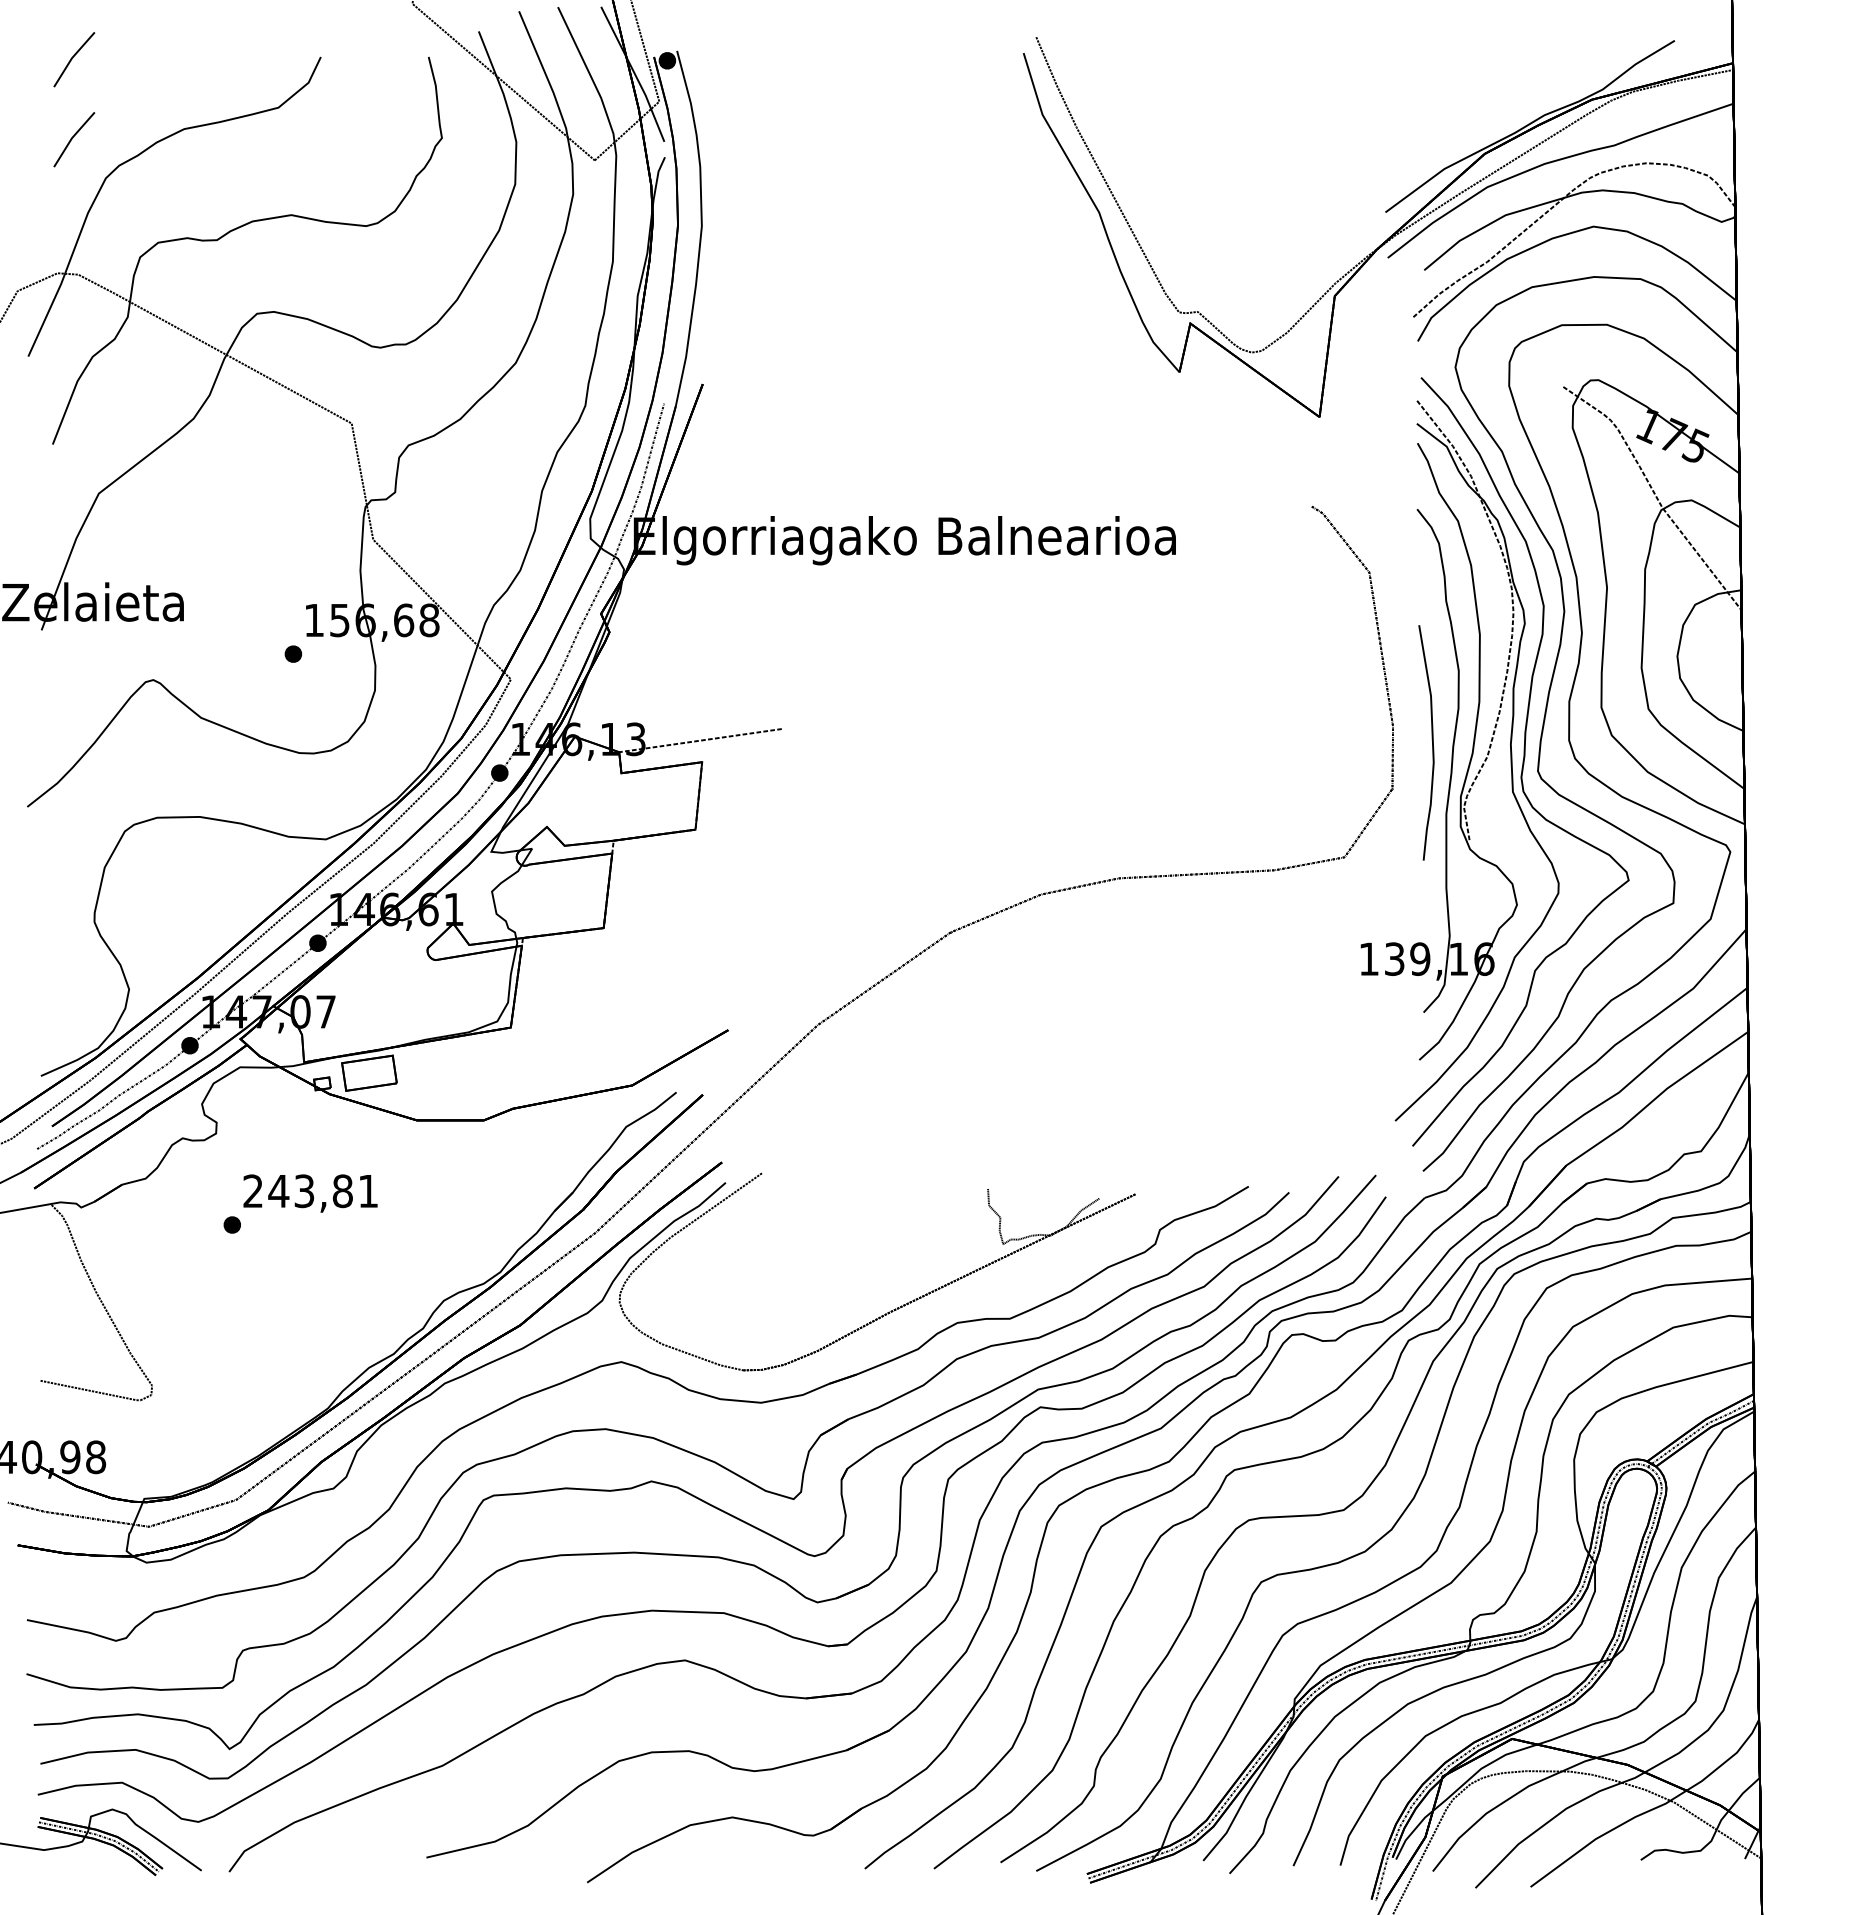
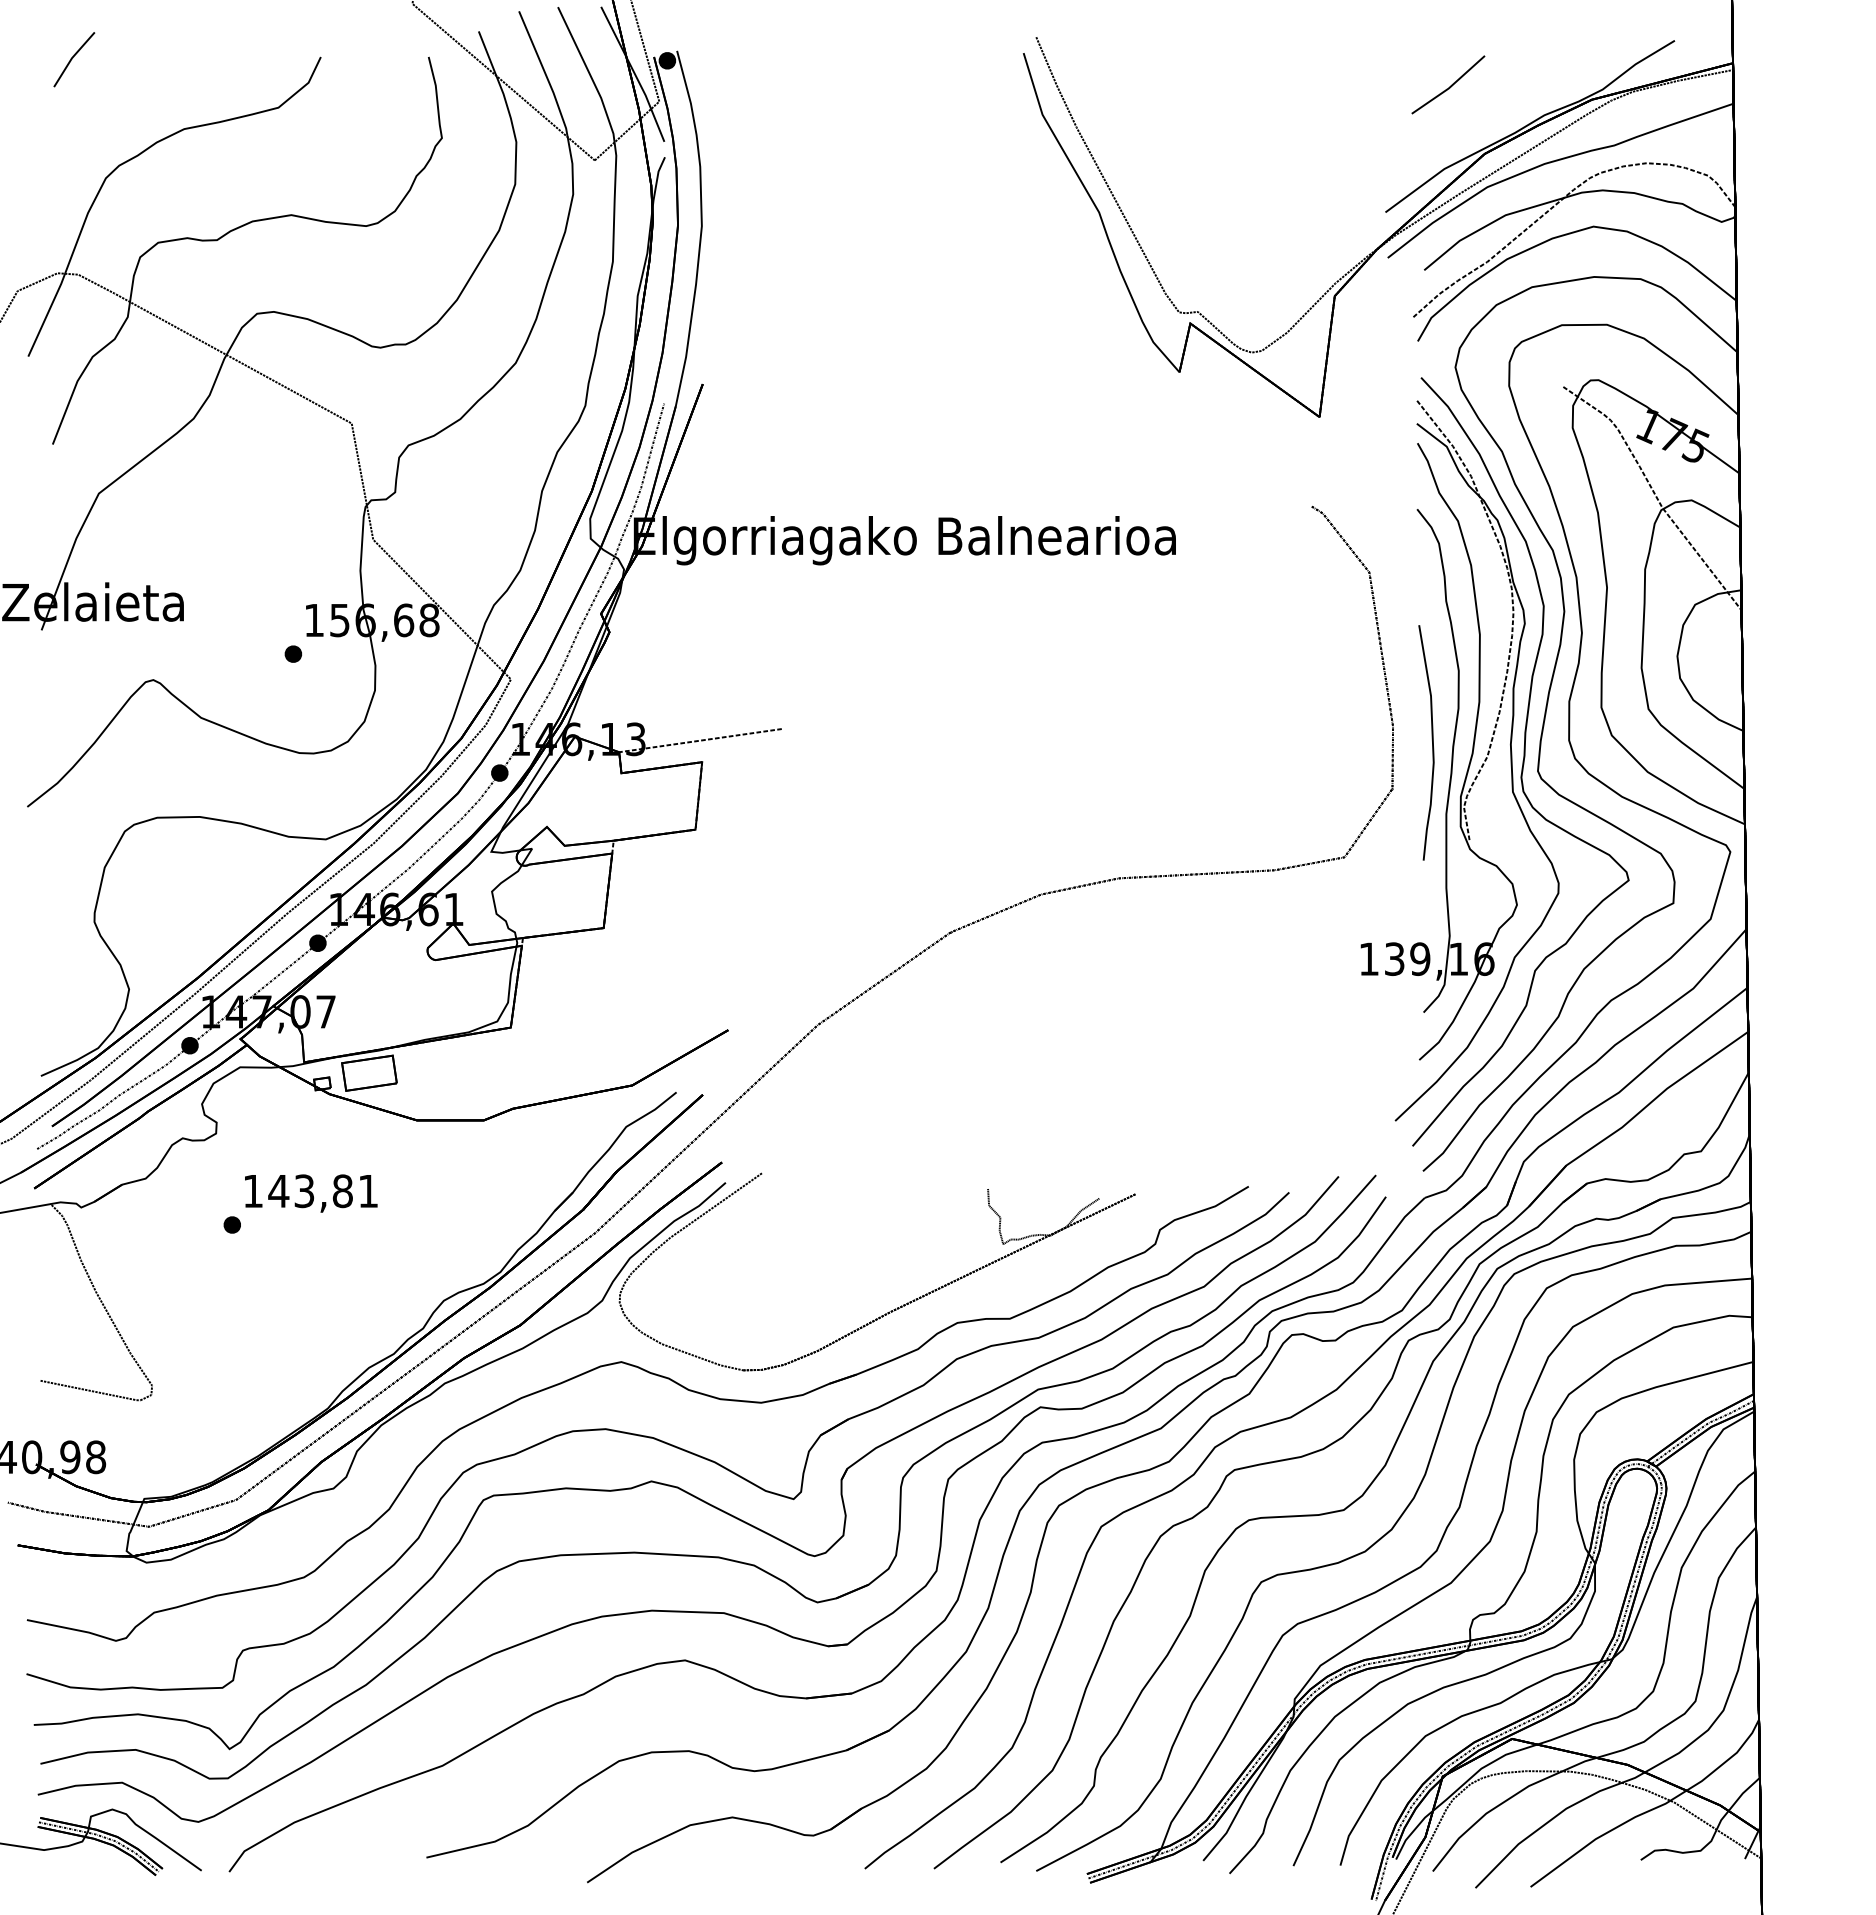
line: none -> present (1450, 85)
line: present -> none (73, 138)
text: 243,81 -> 143,81 (252, 1190)
